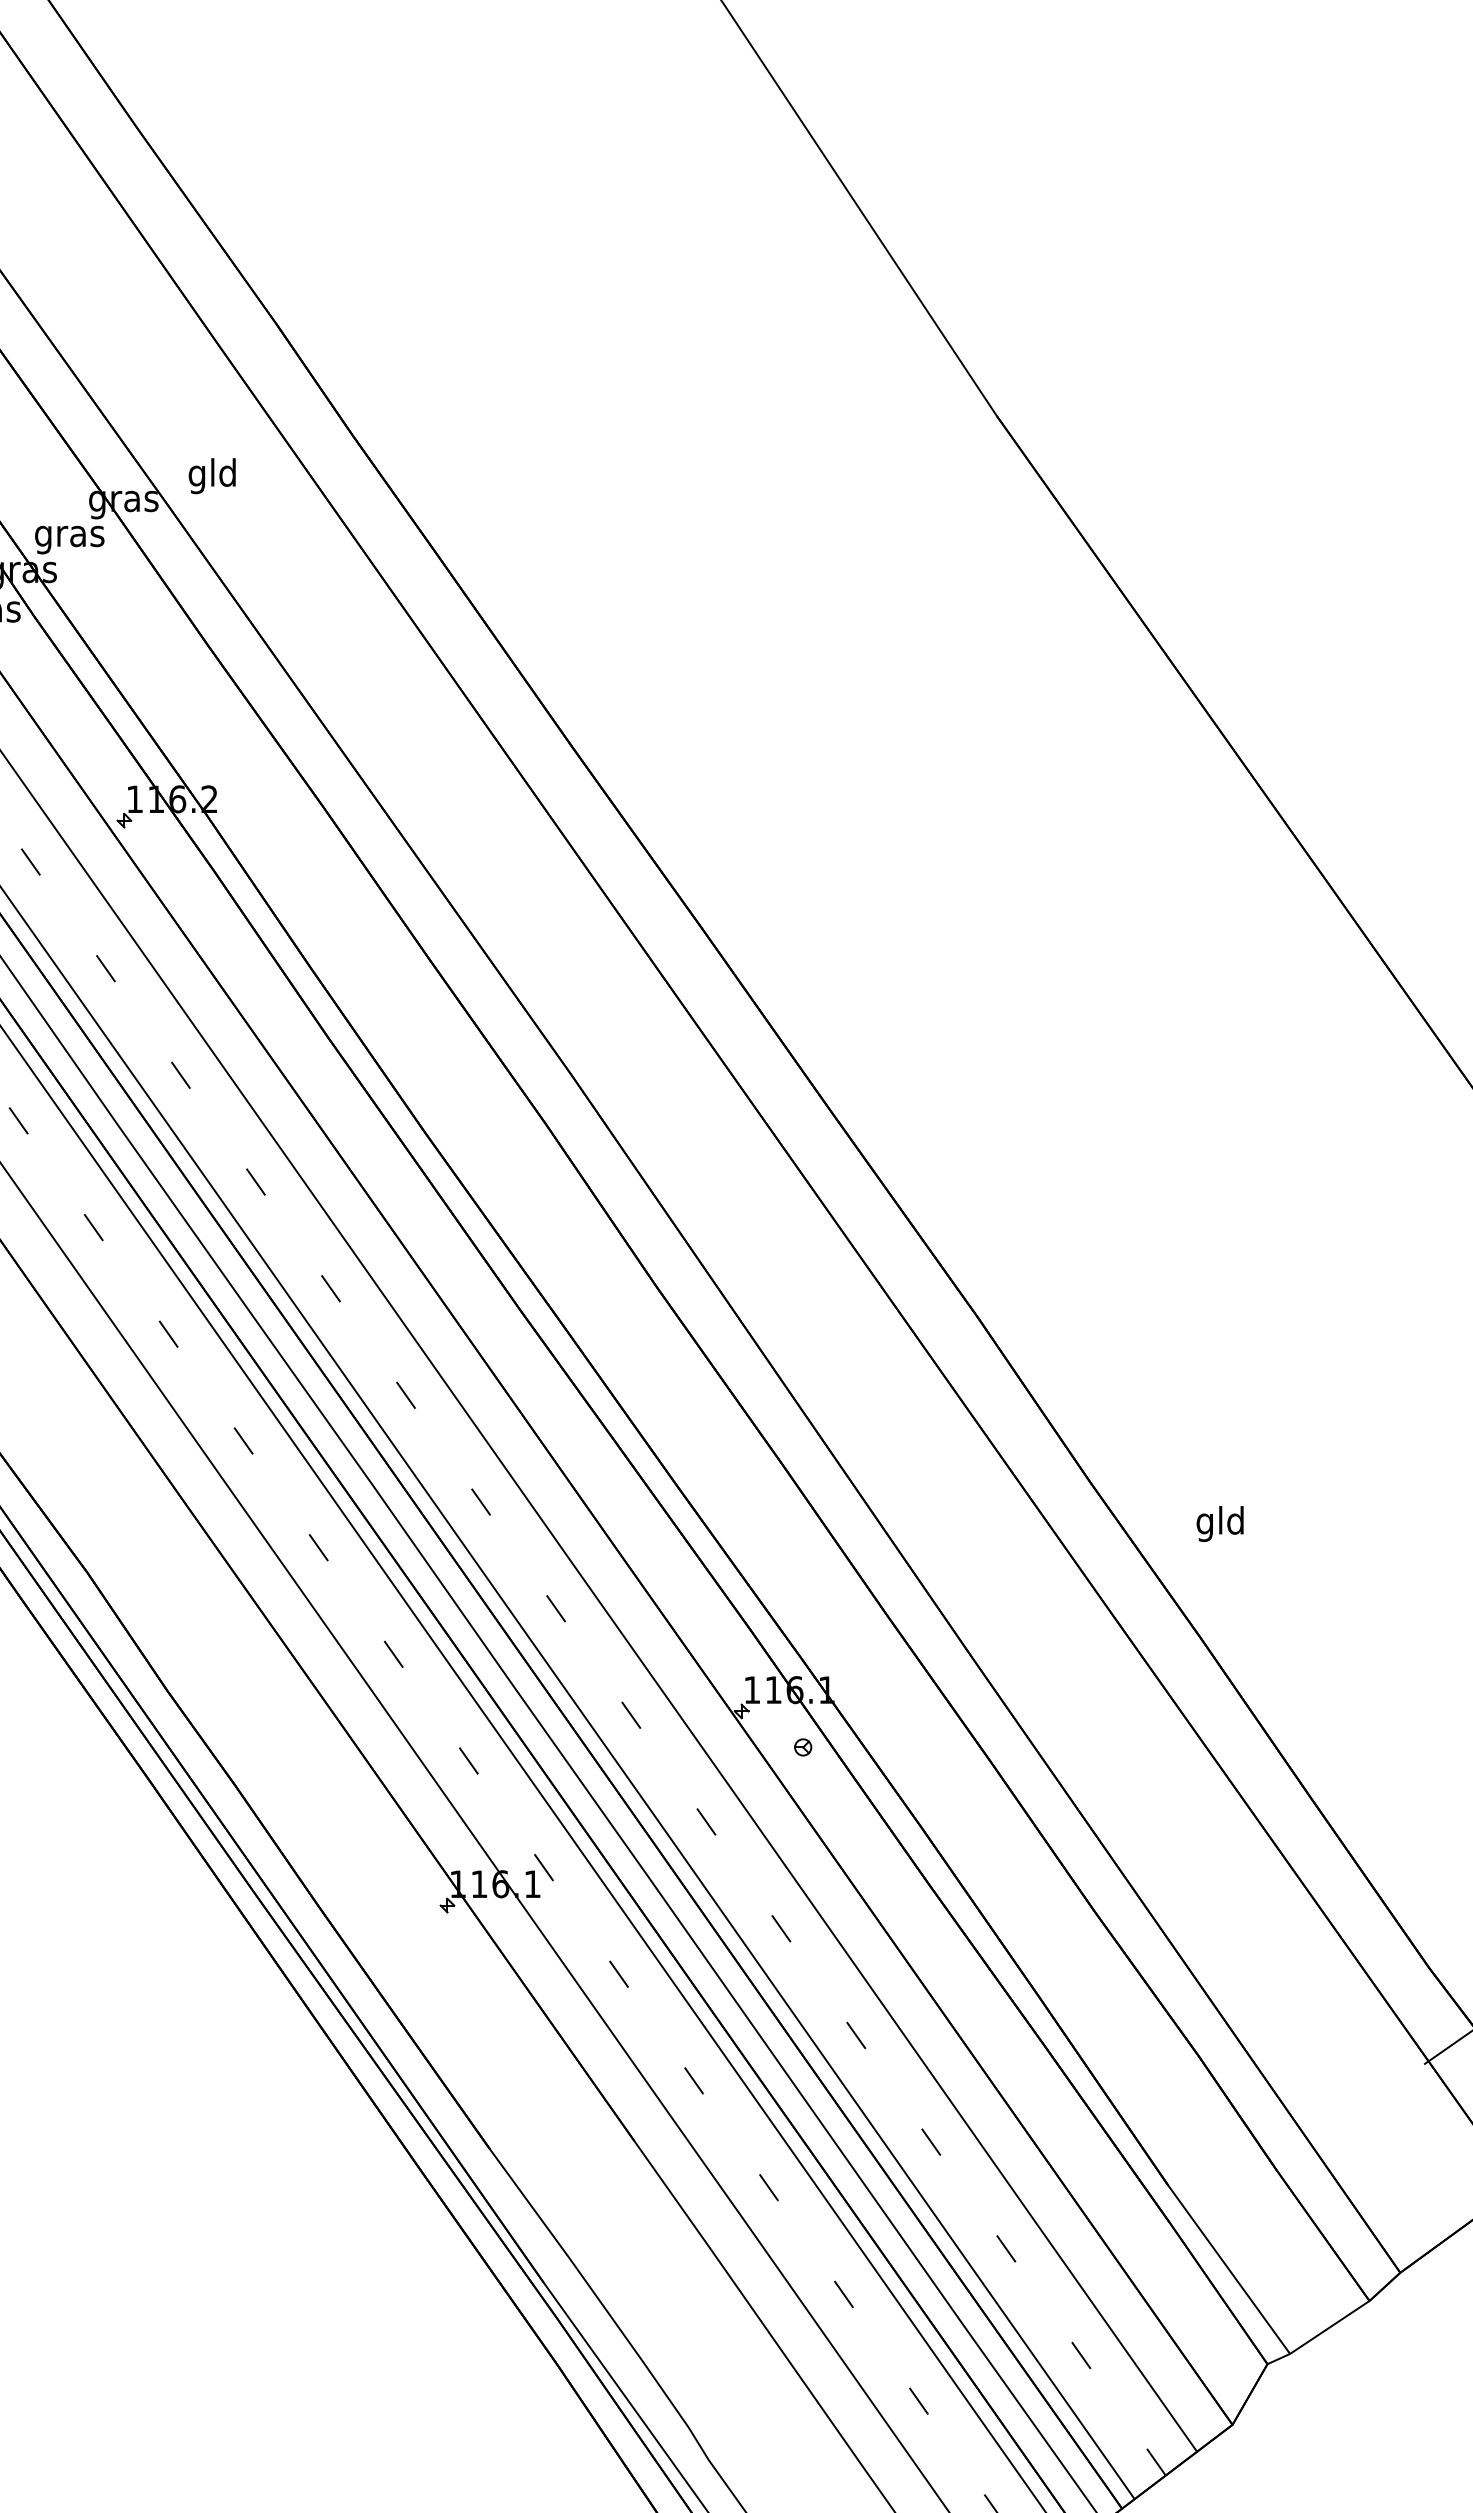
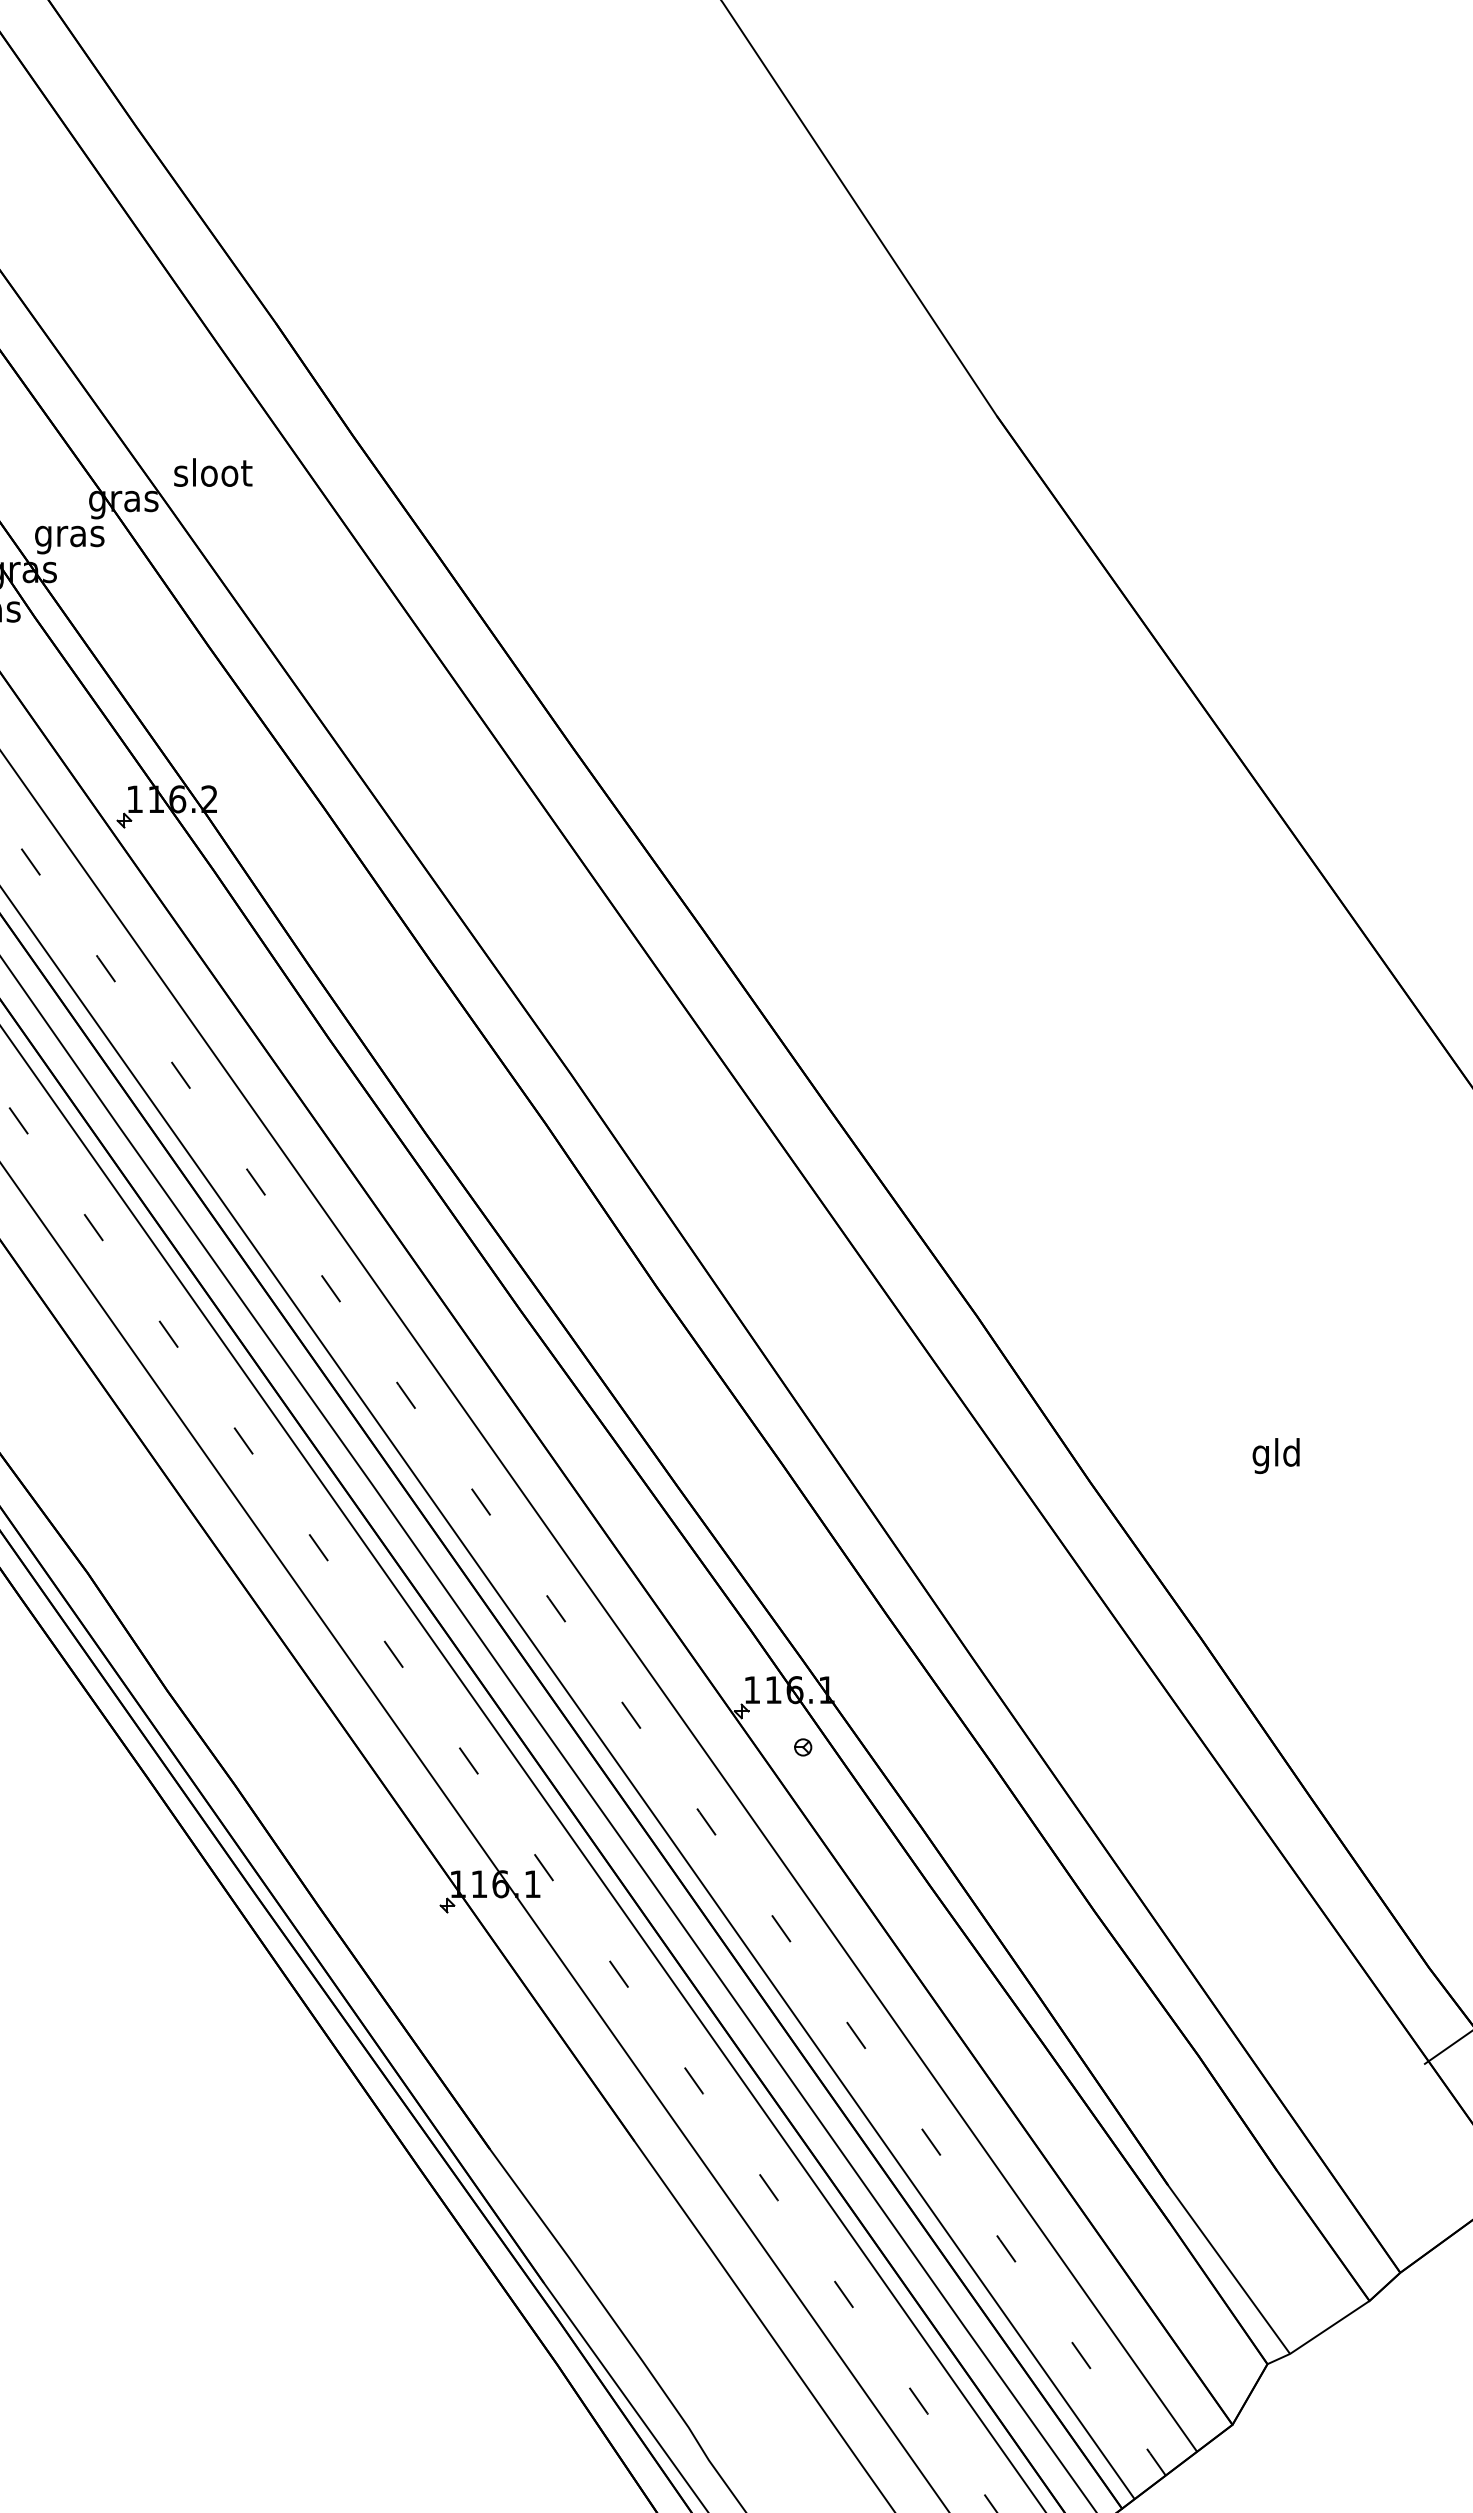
text: gld -> sloot (213, 476)
text position: (1219, 1523) -> (1275, 1455) (1275, 1455)
